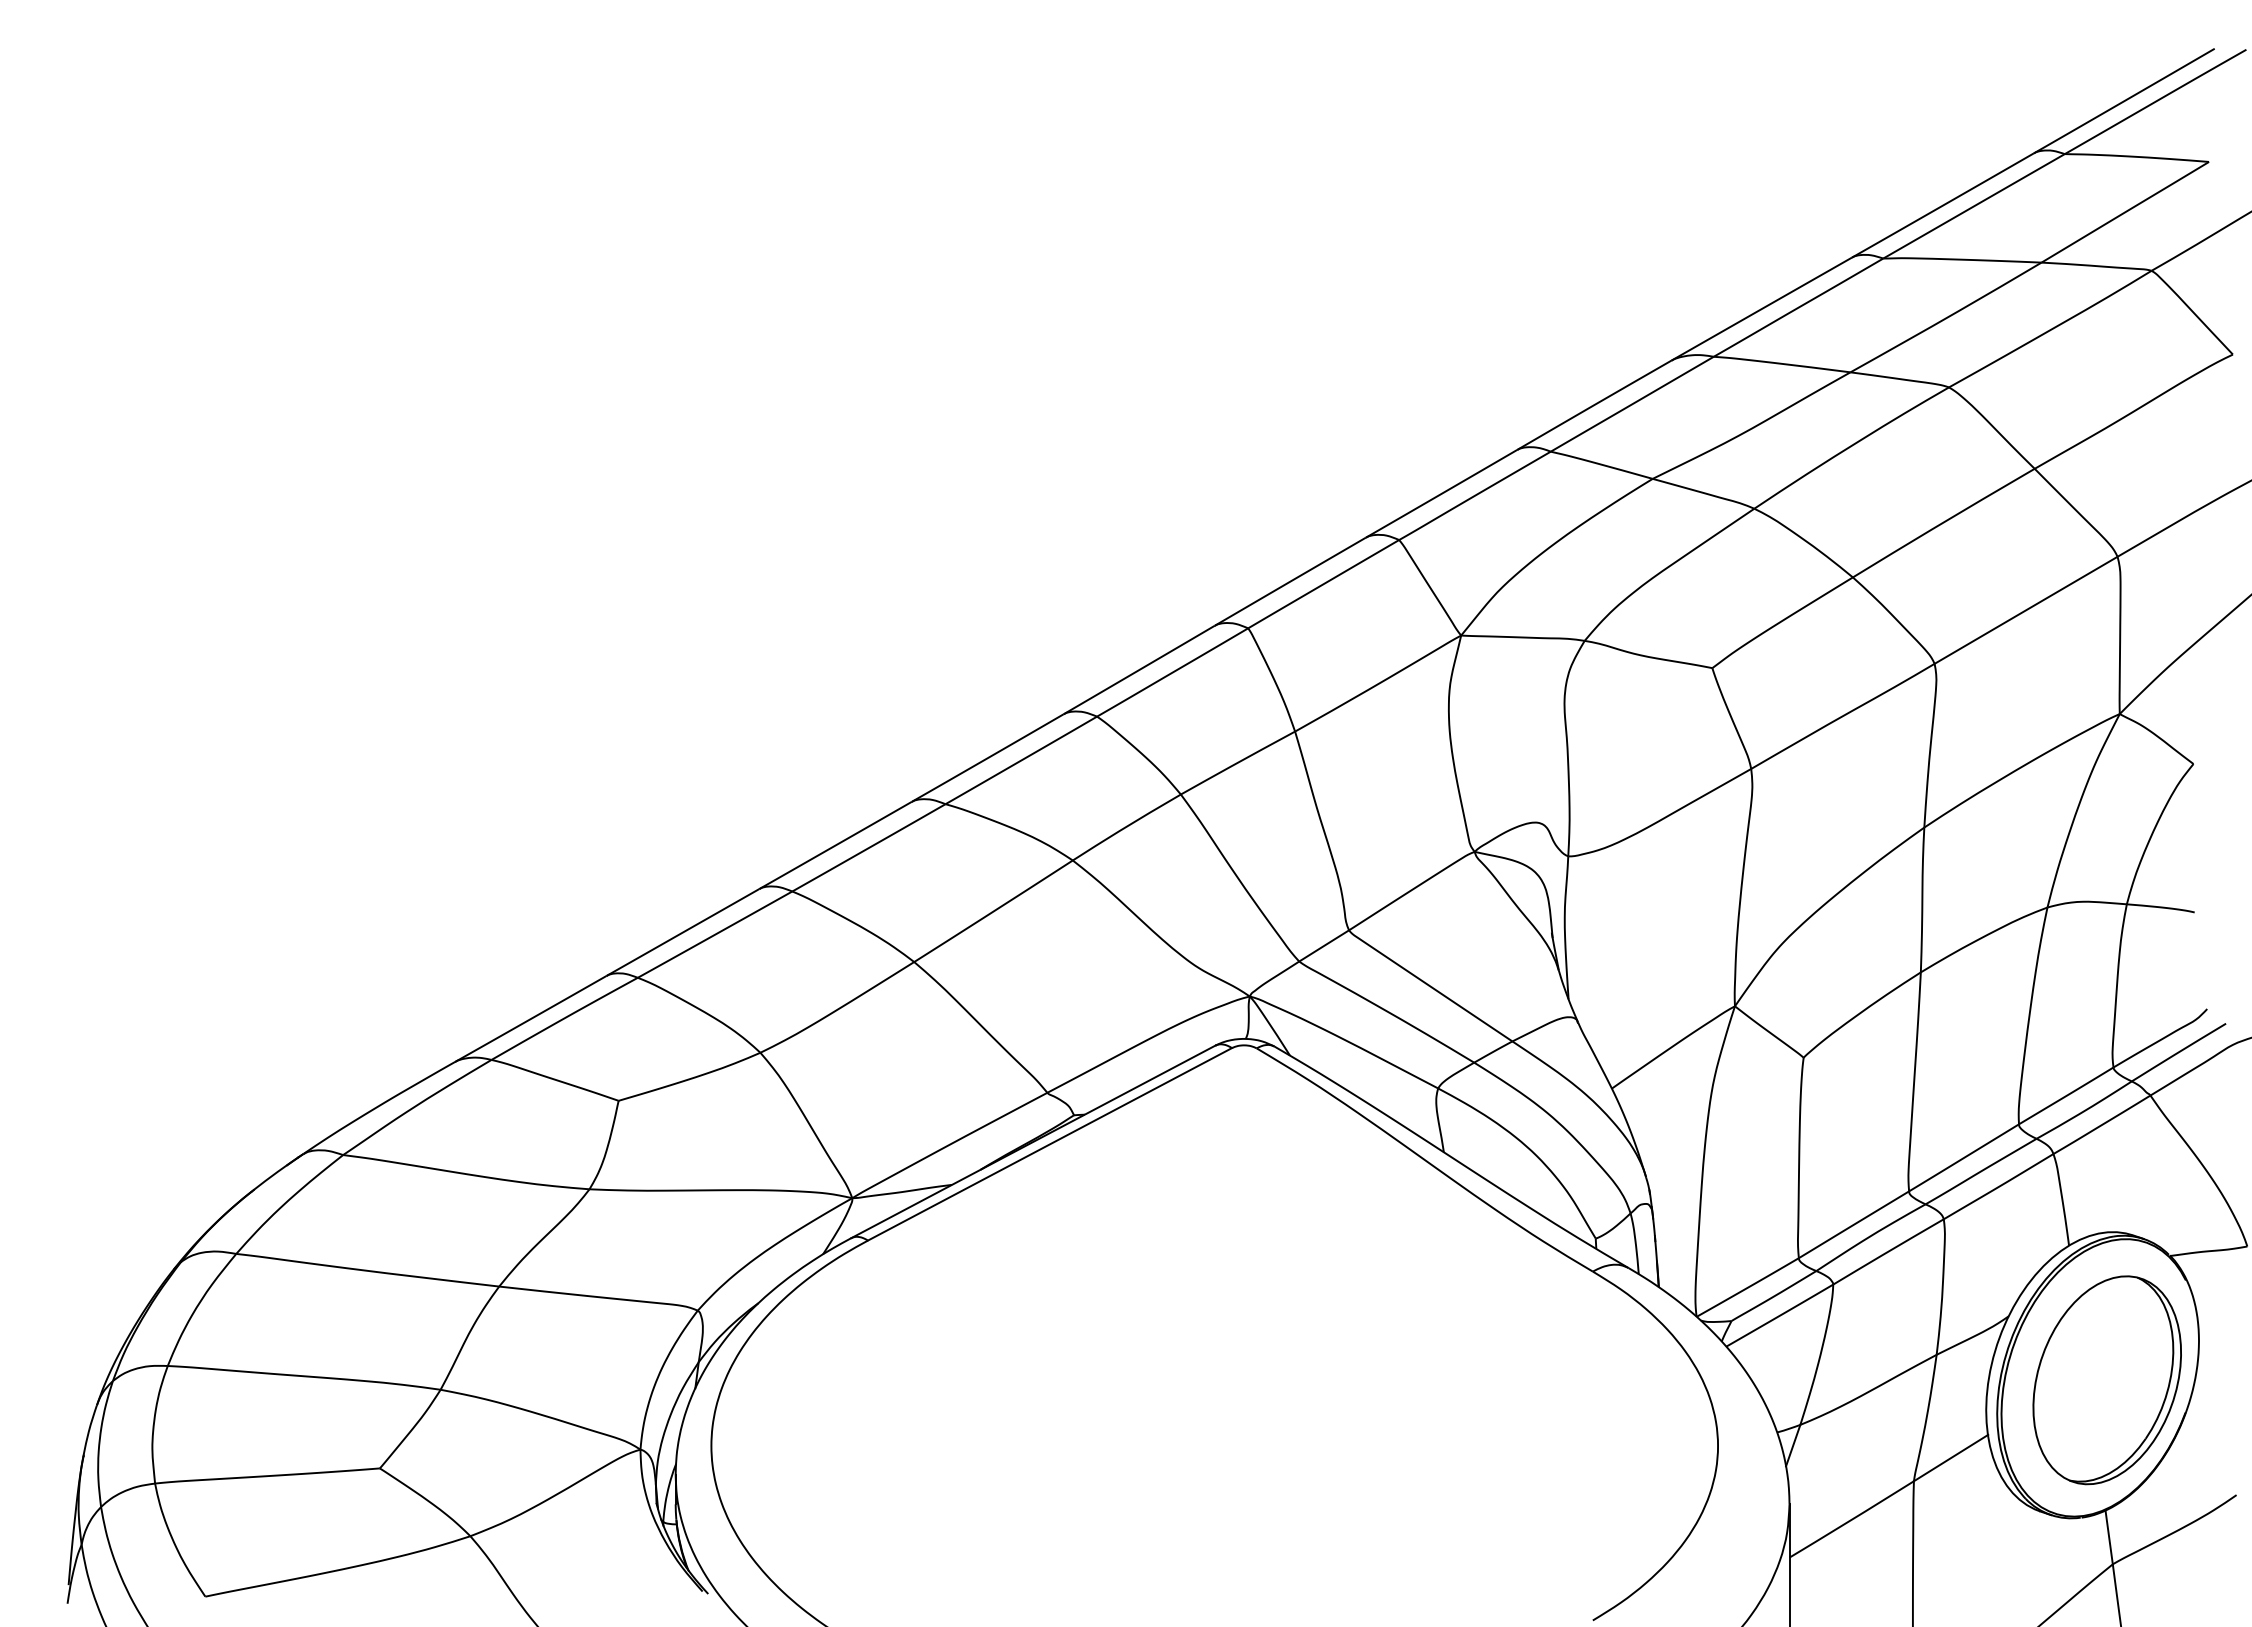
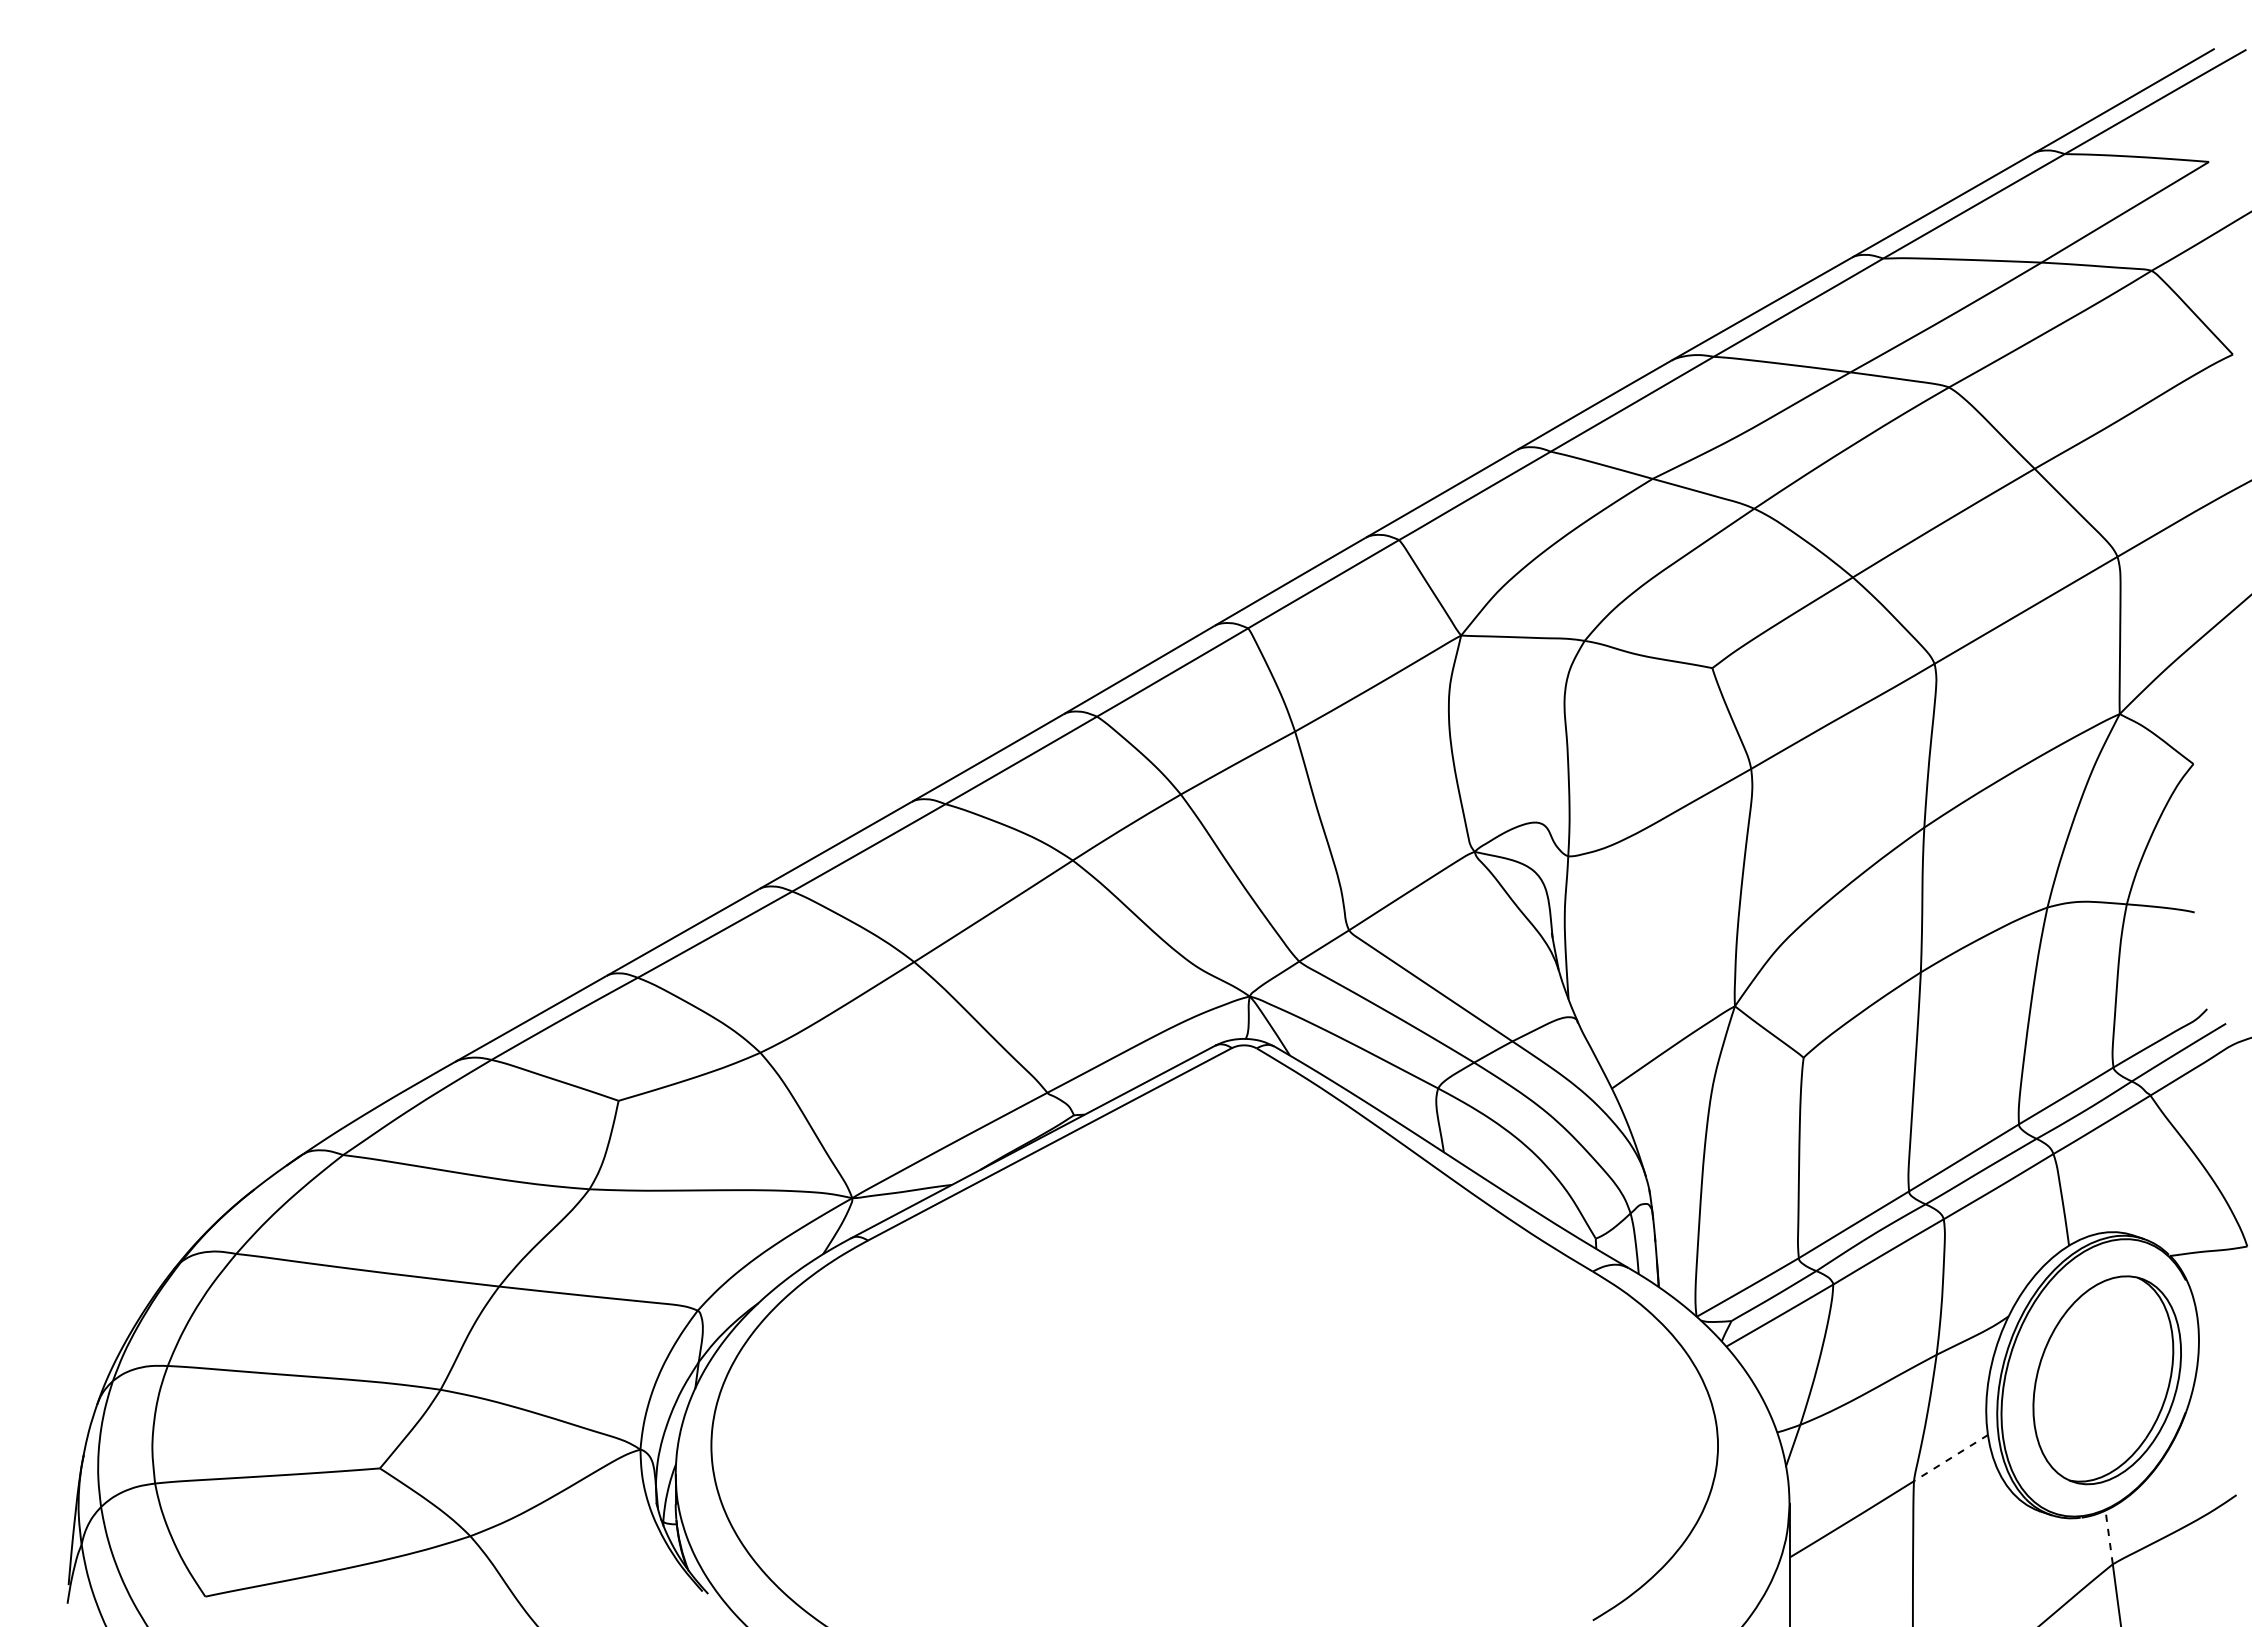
line: solid -> dashed (1951, 1458)
line: solid -> dashed (2109, 1536)
